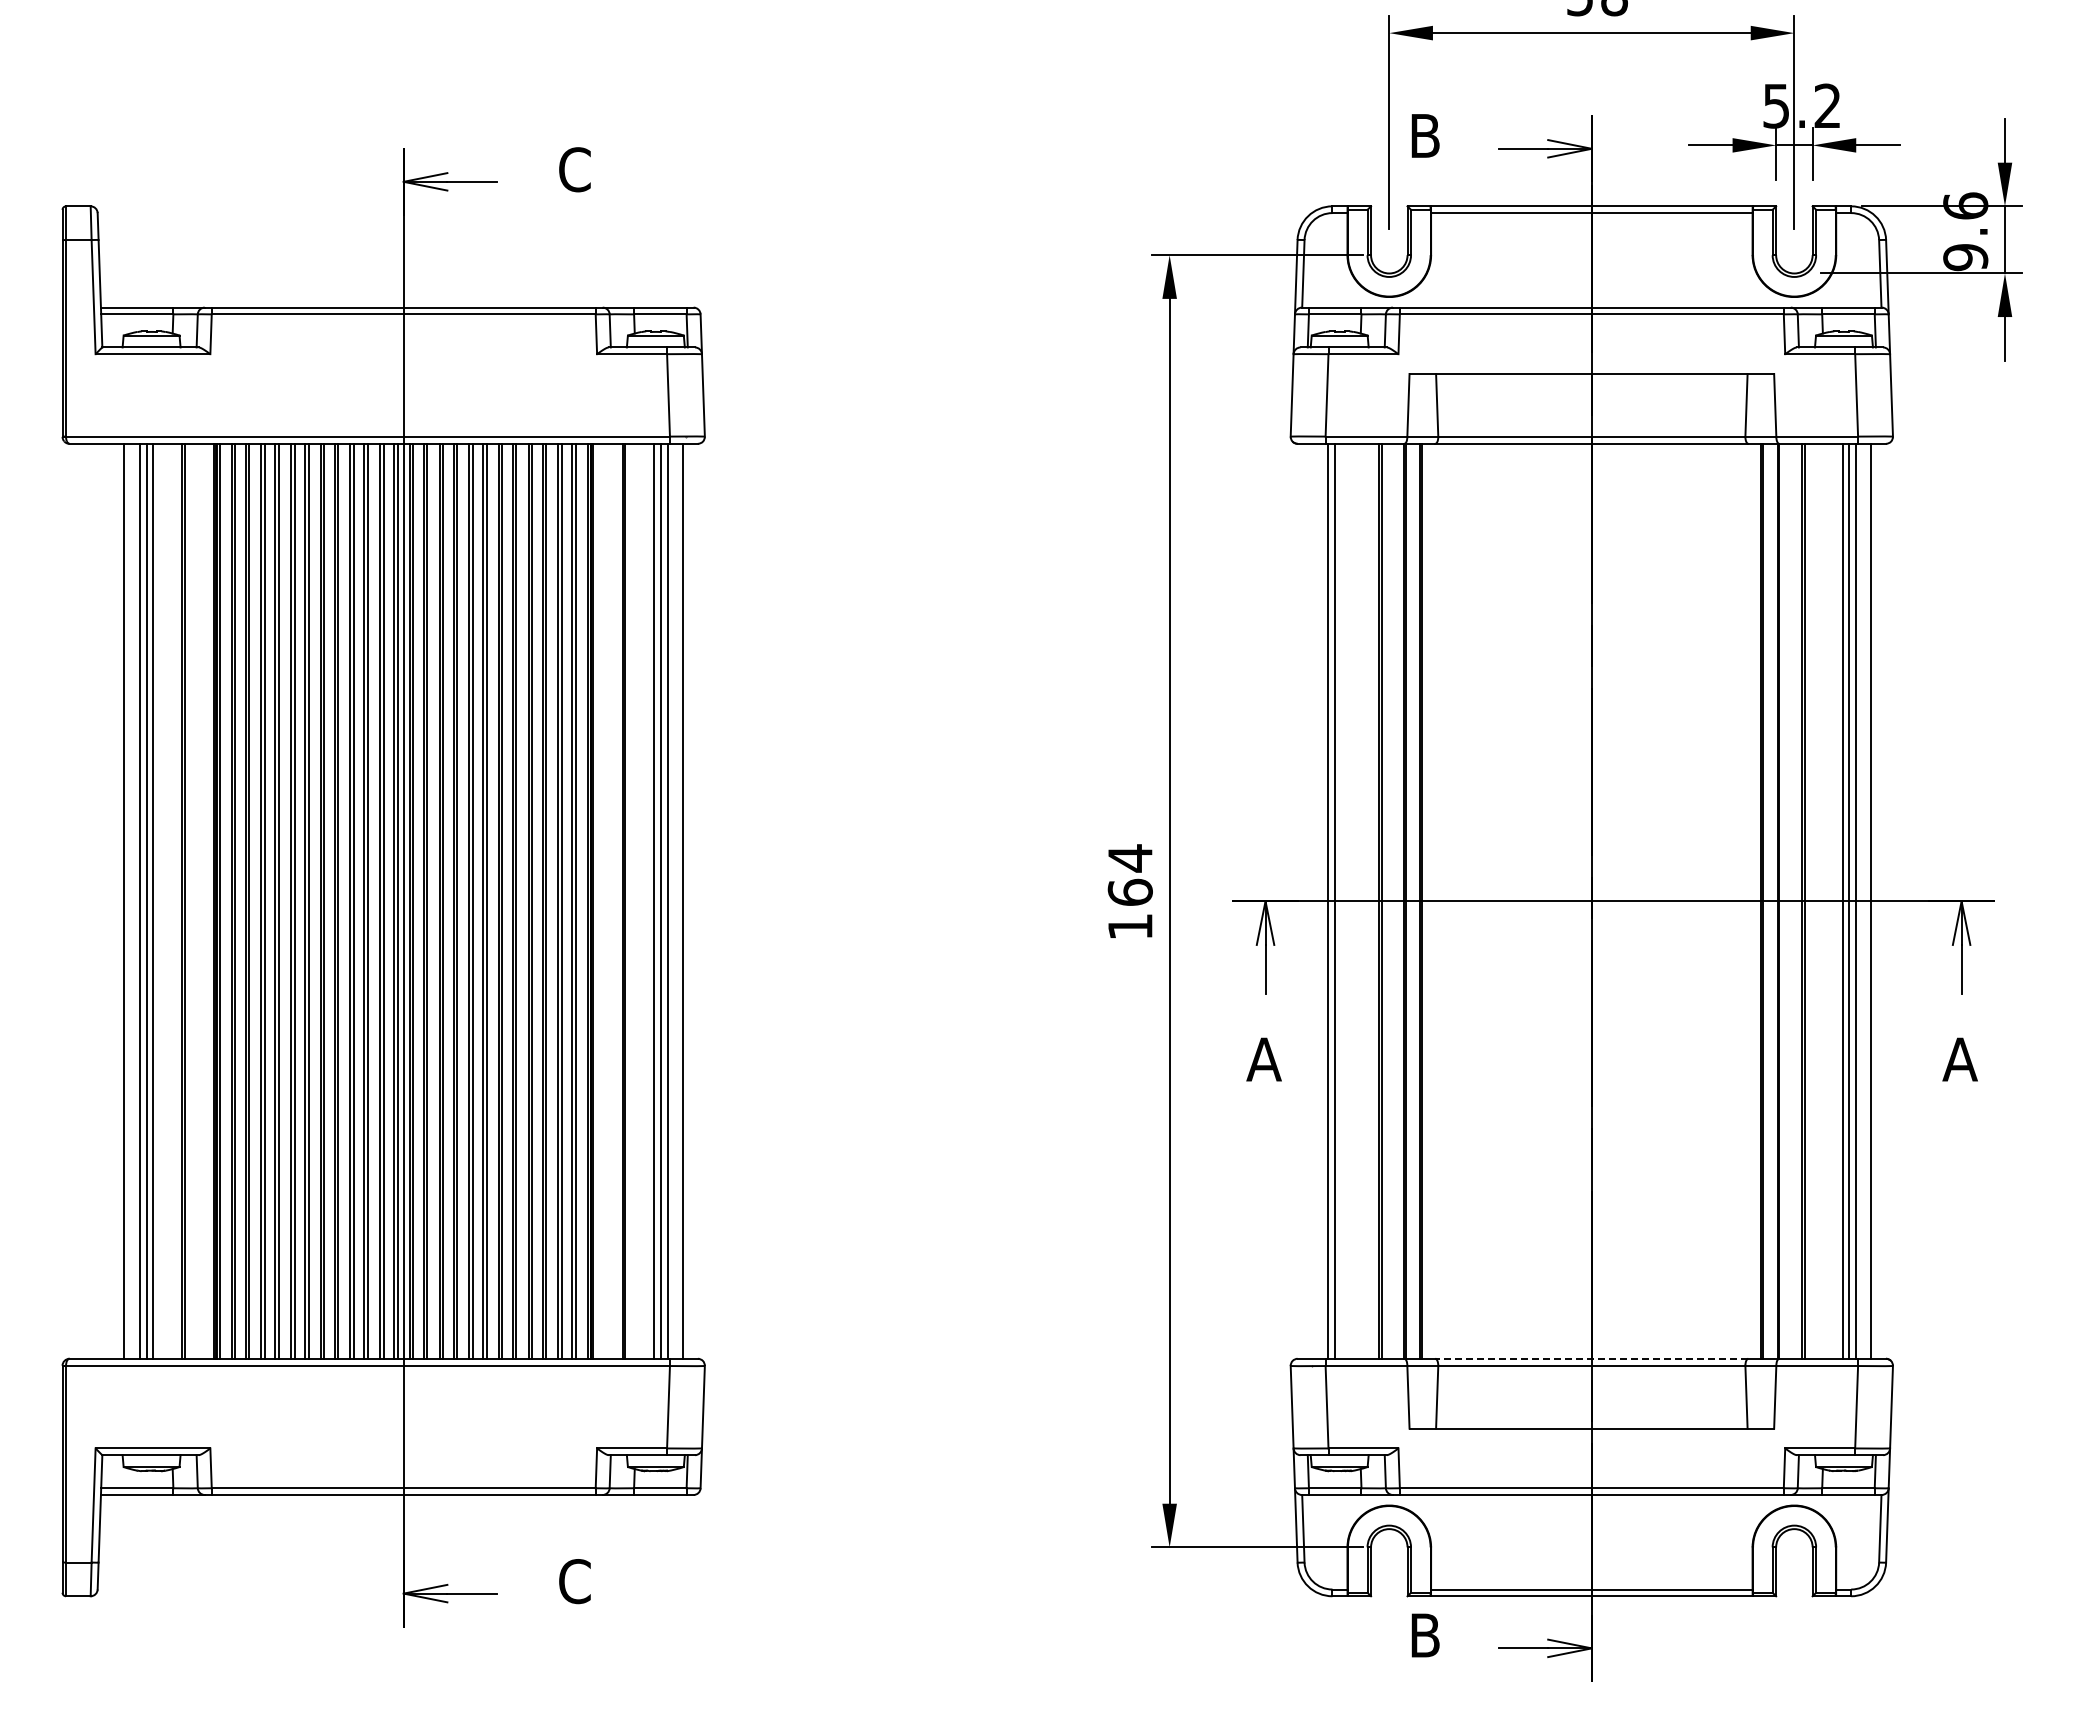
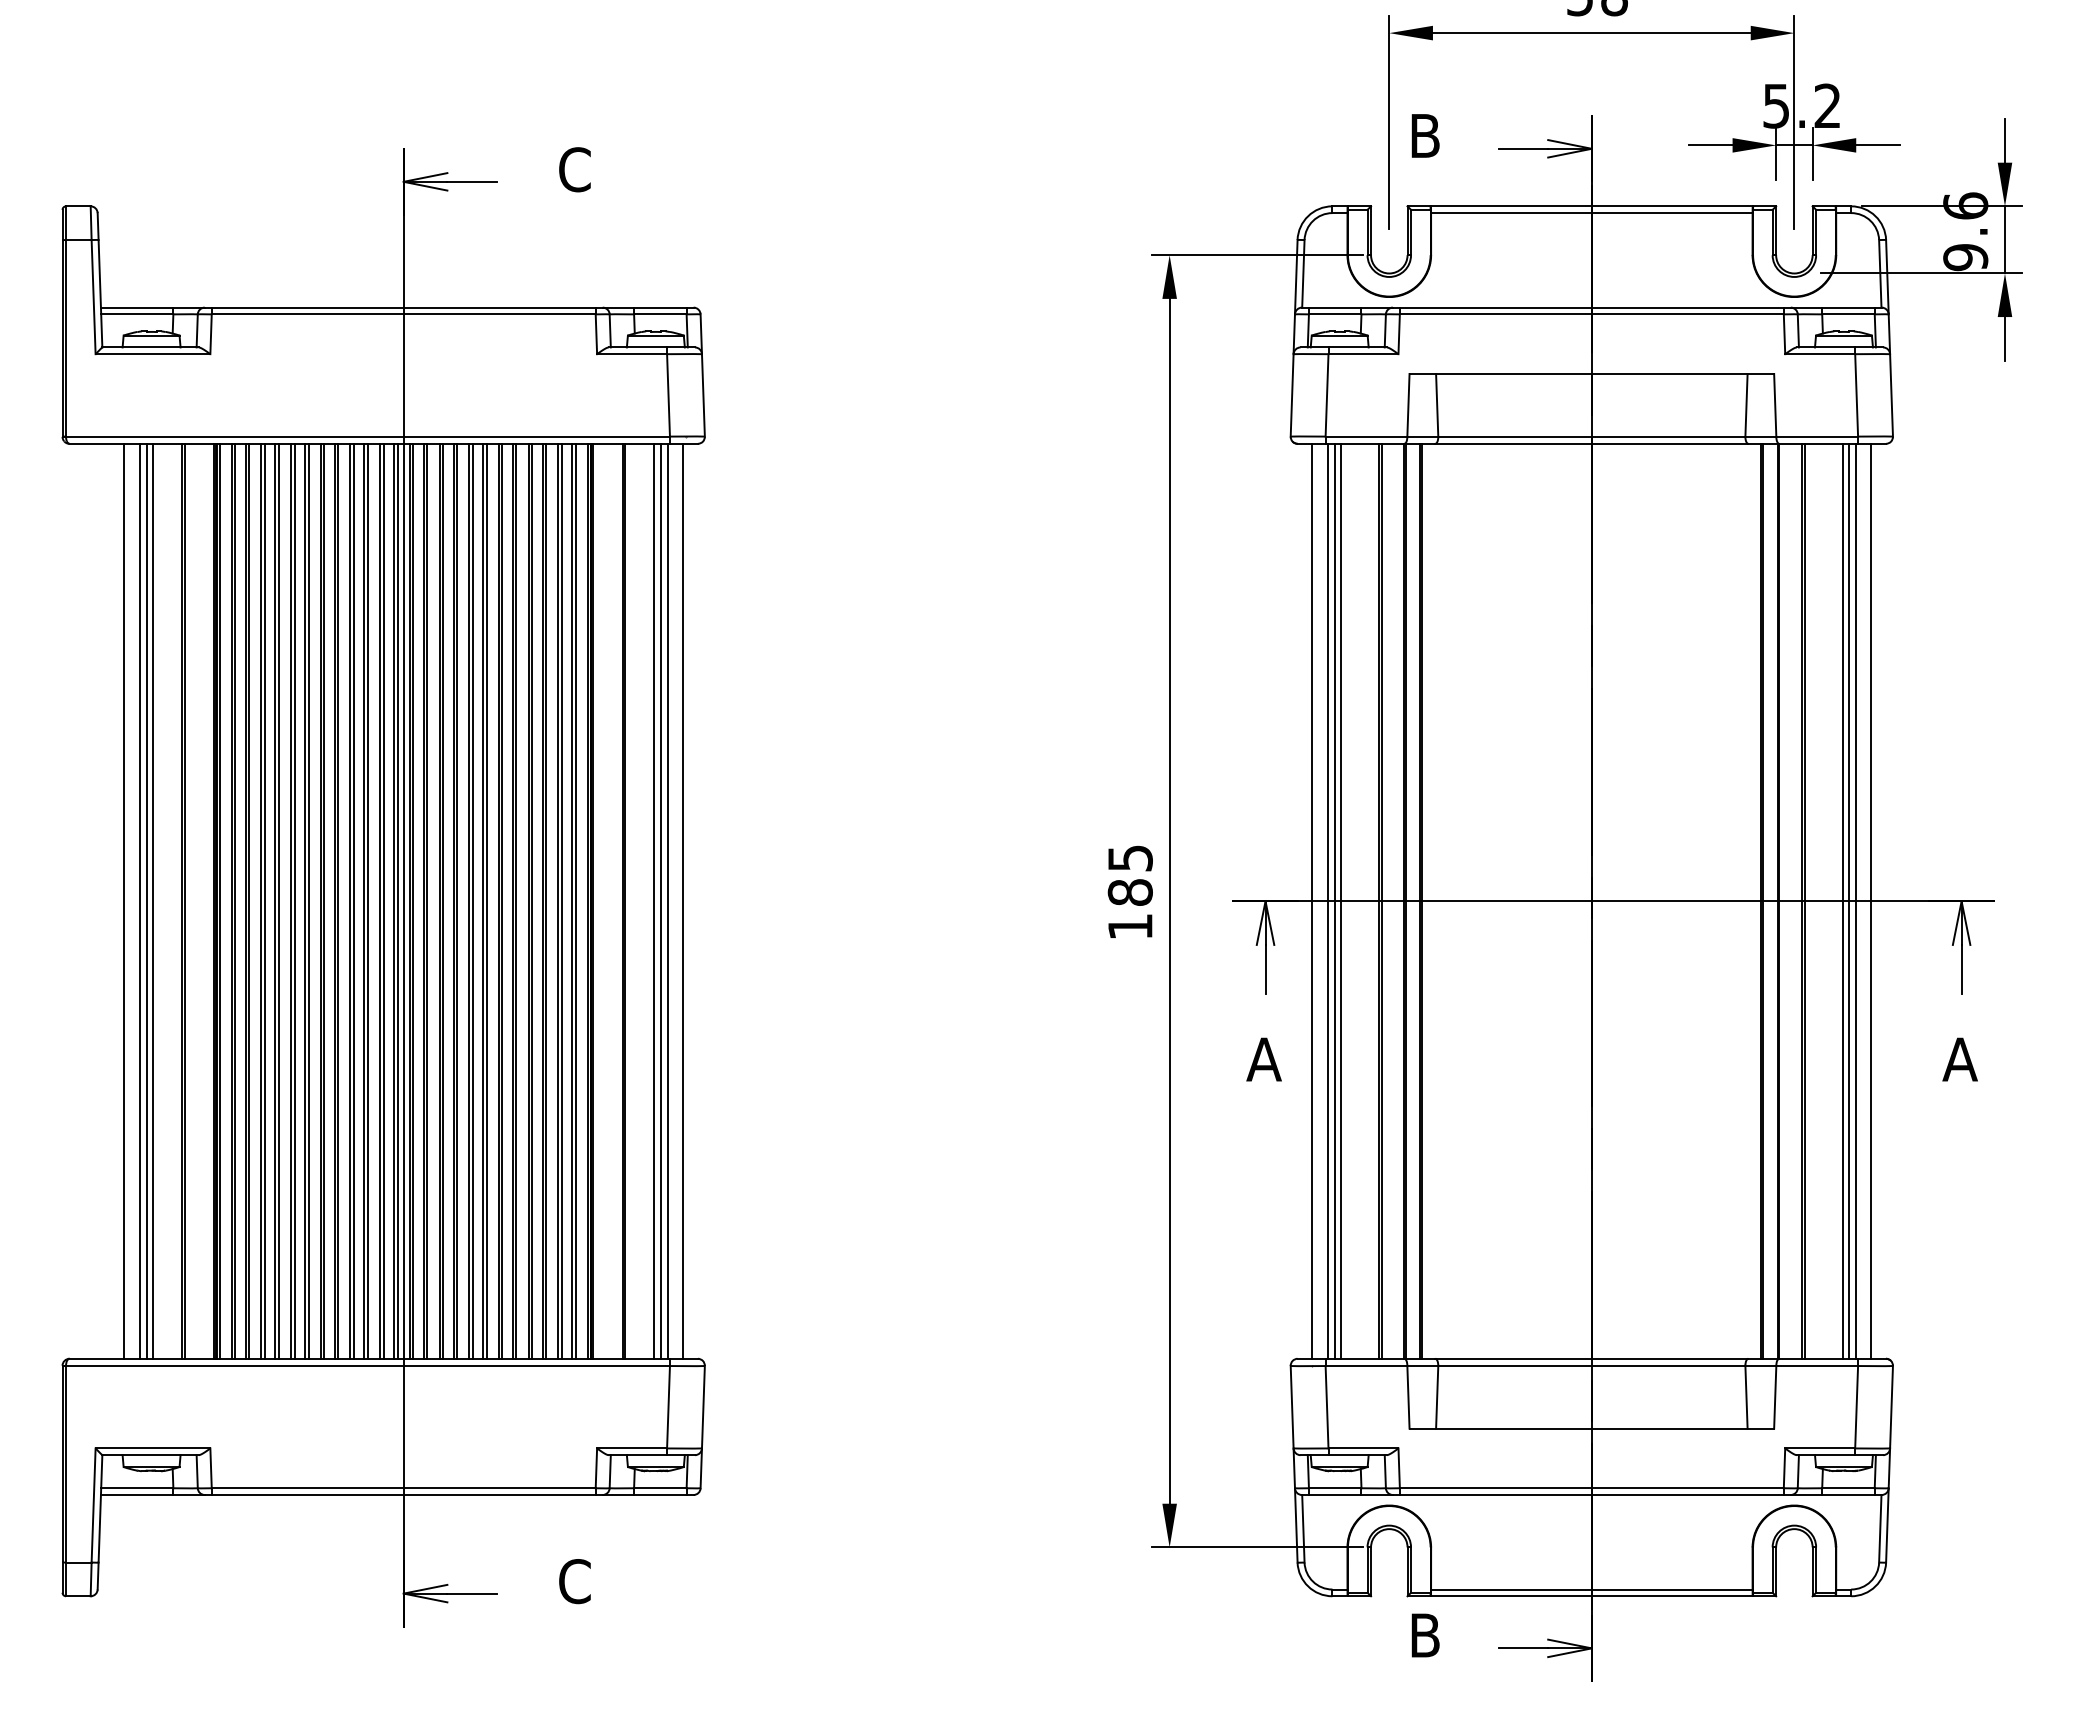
text: 164 -> 185 (1129, 874)
line: none -> present (1312, 900)
line: none -> present (1341, 900)
line: dashed -> solid (1591, 1358)
